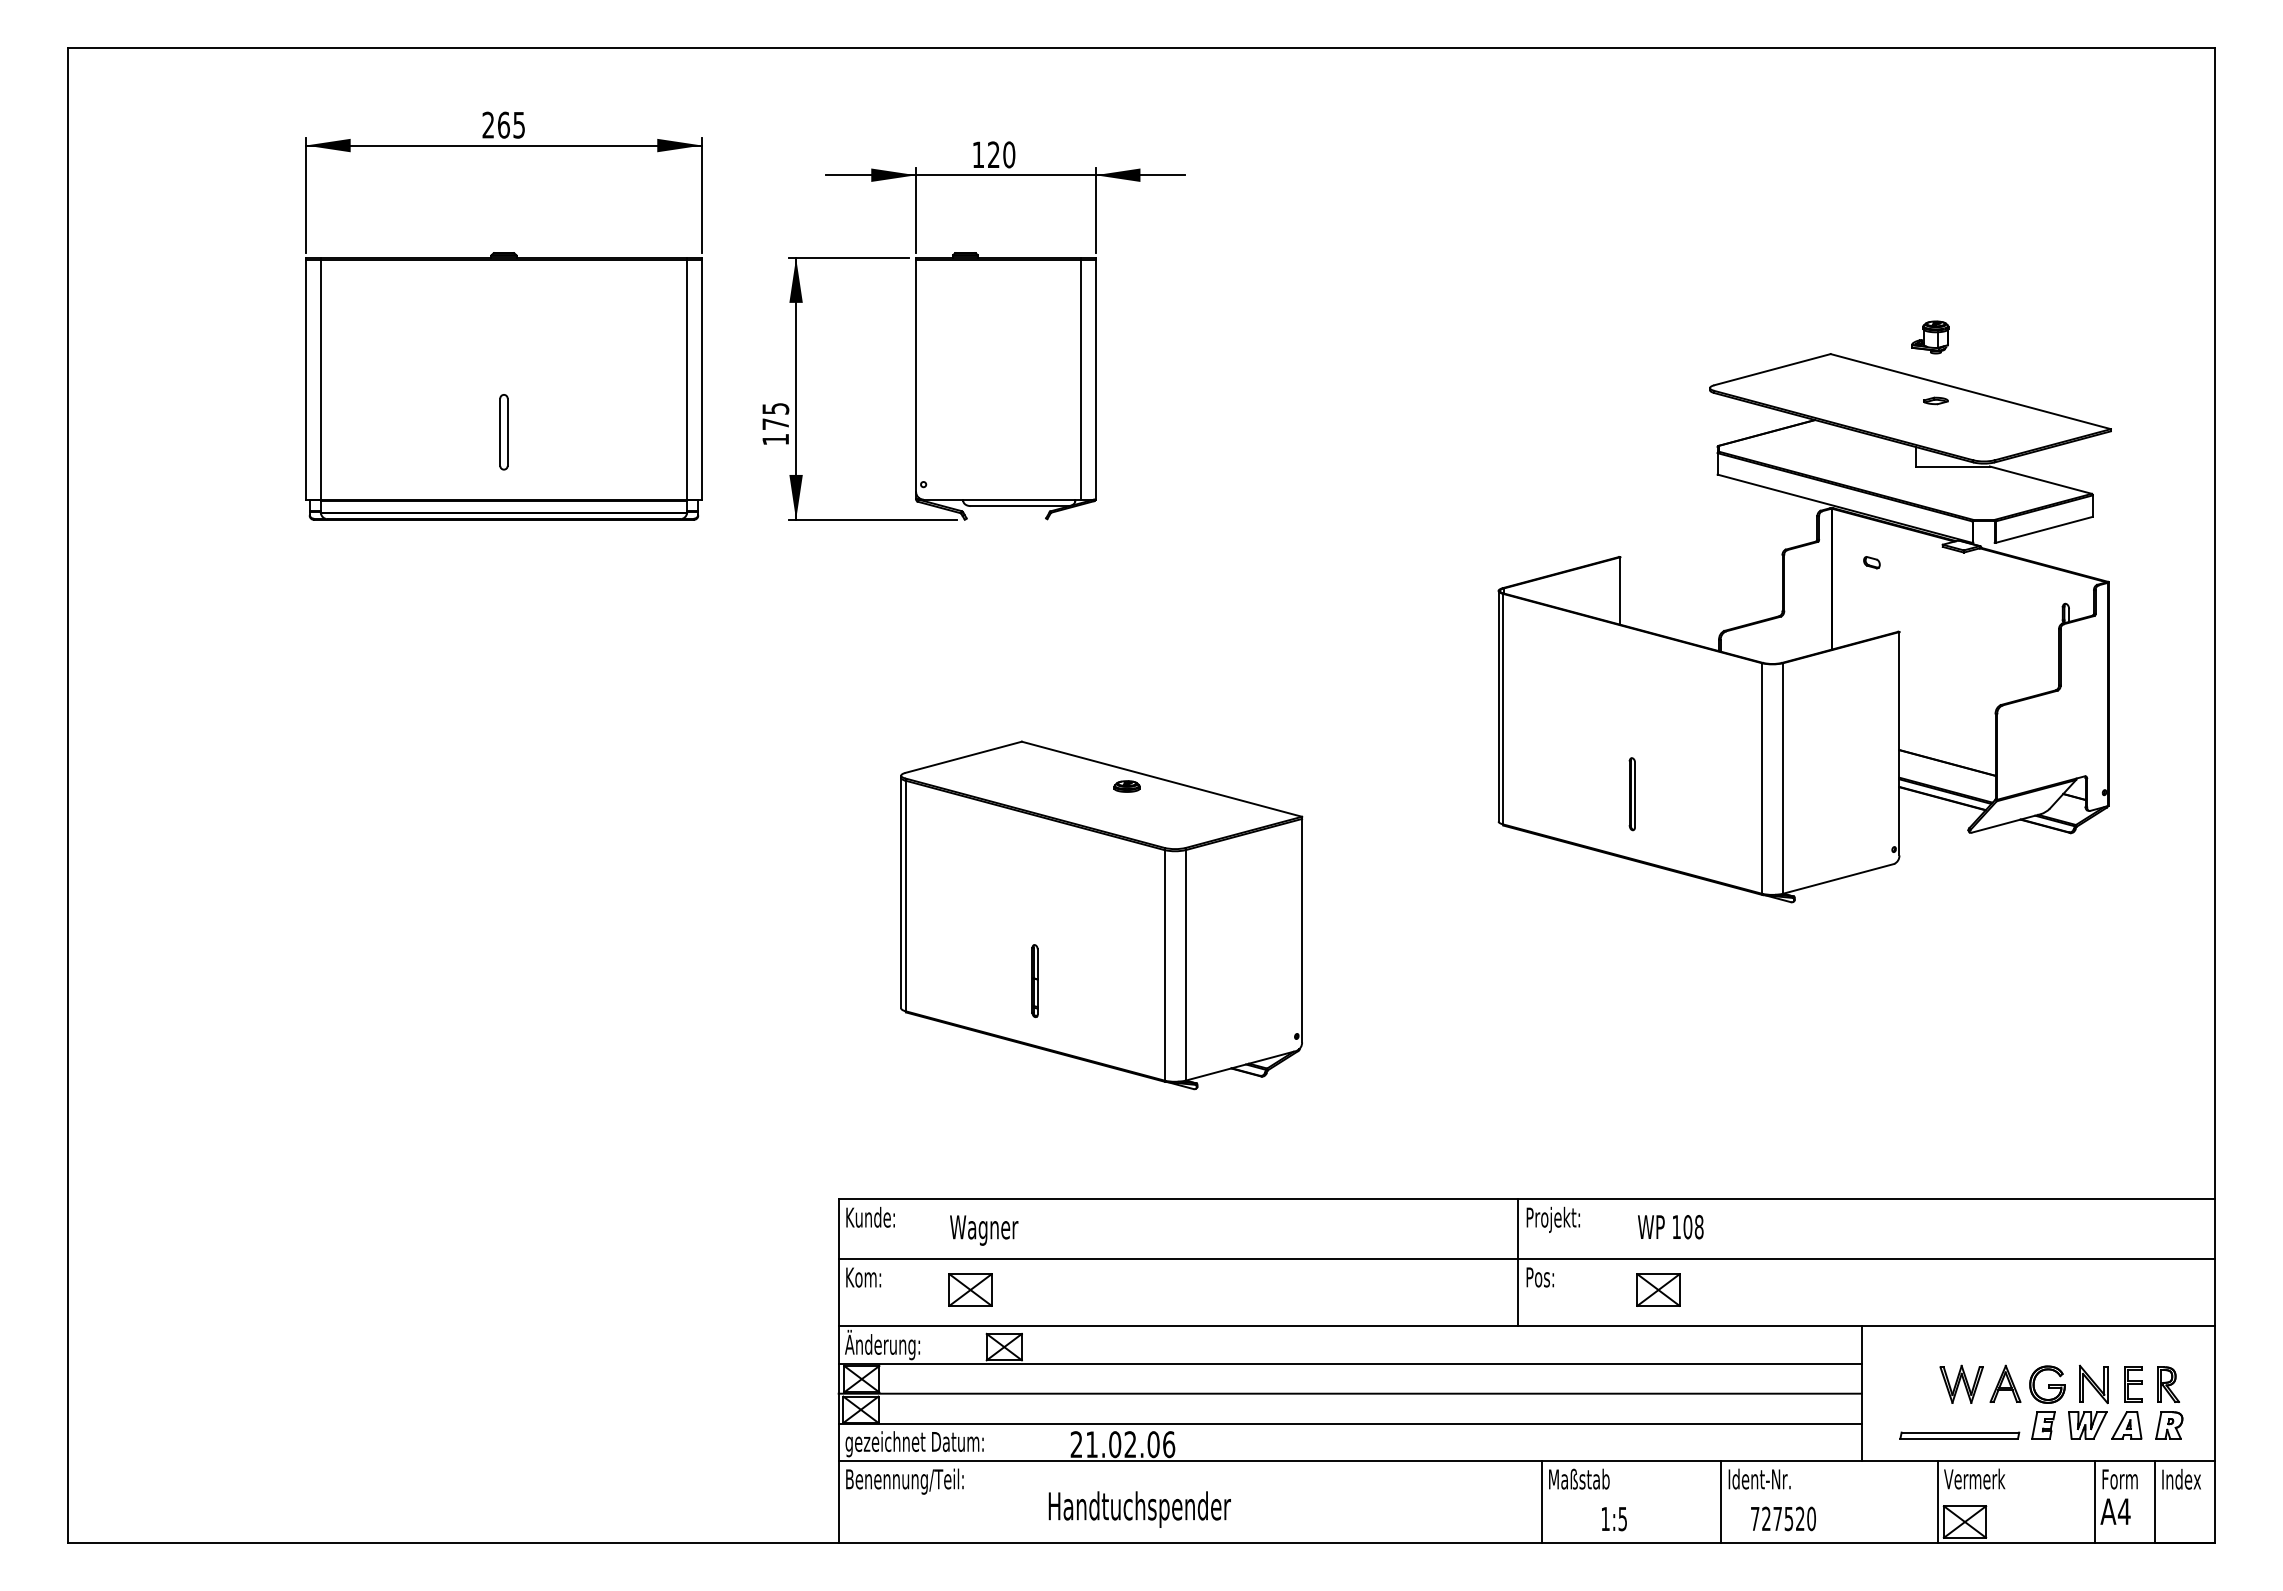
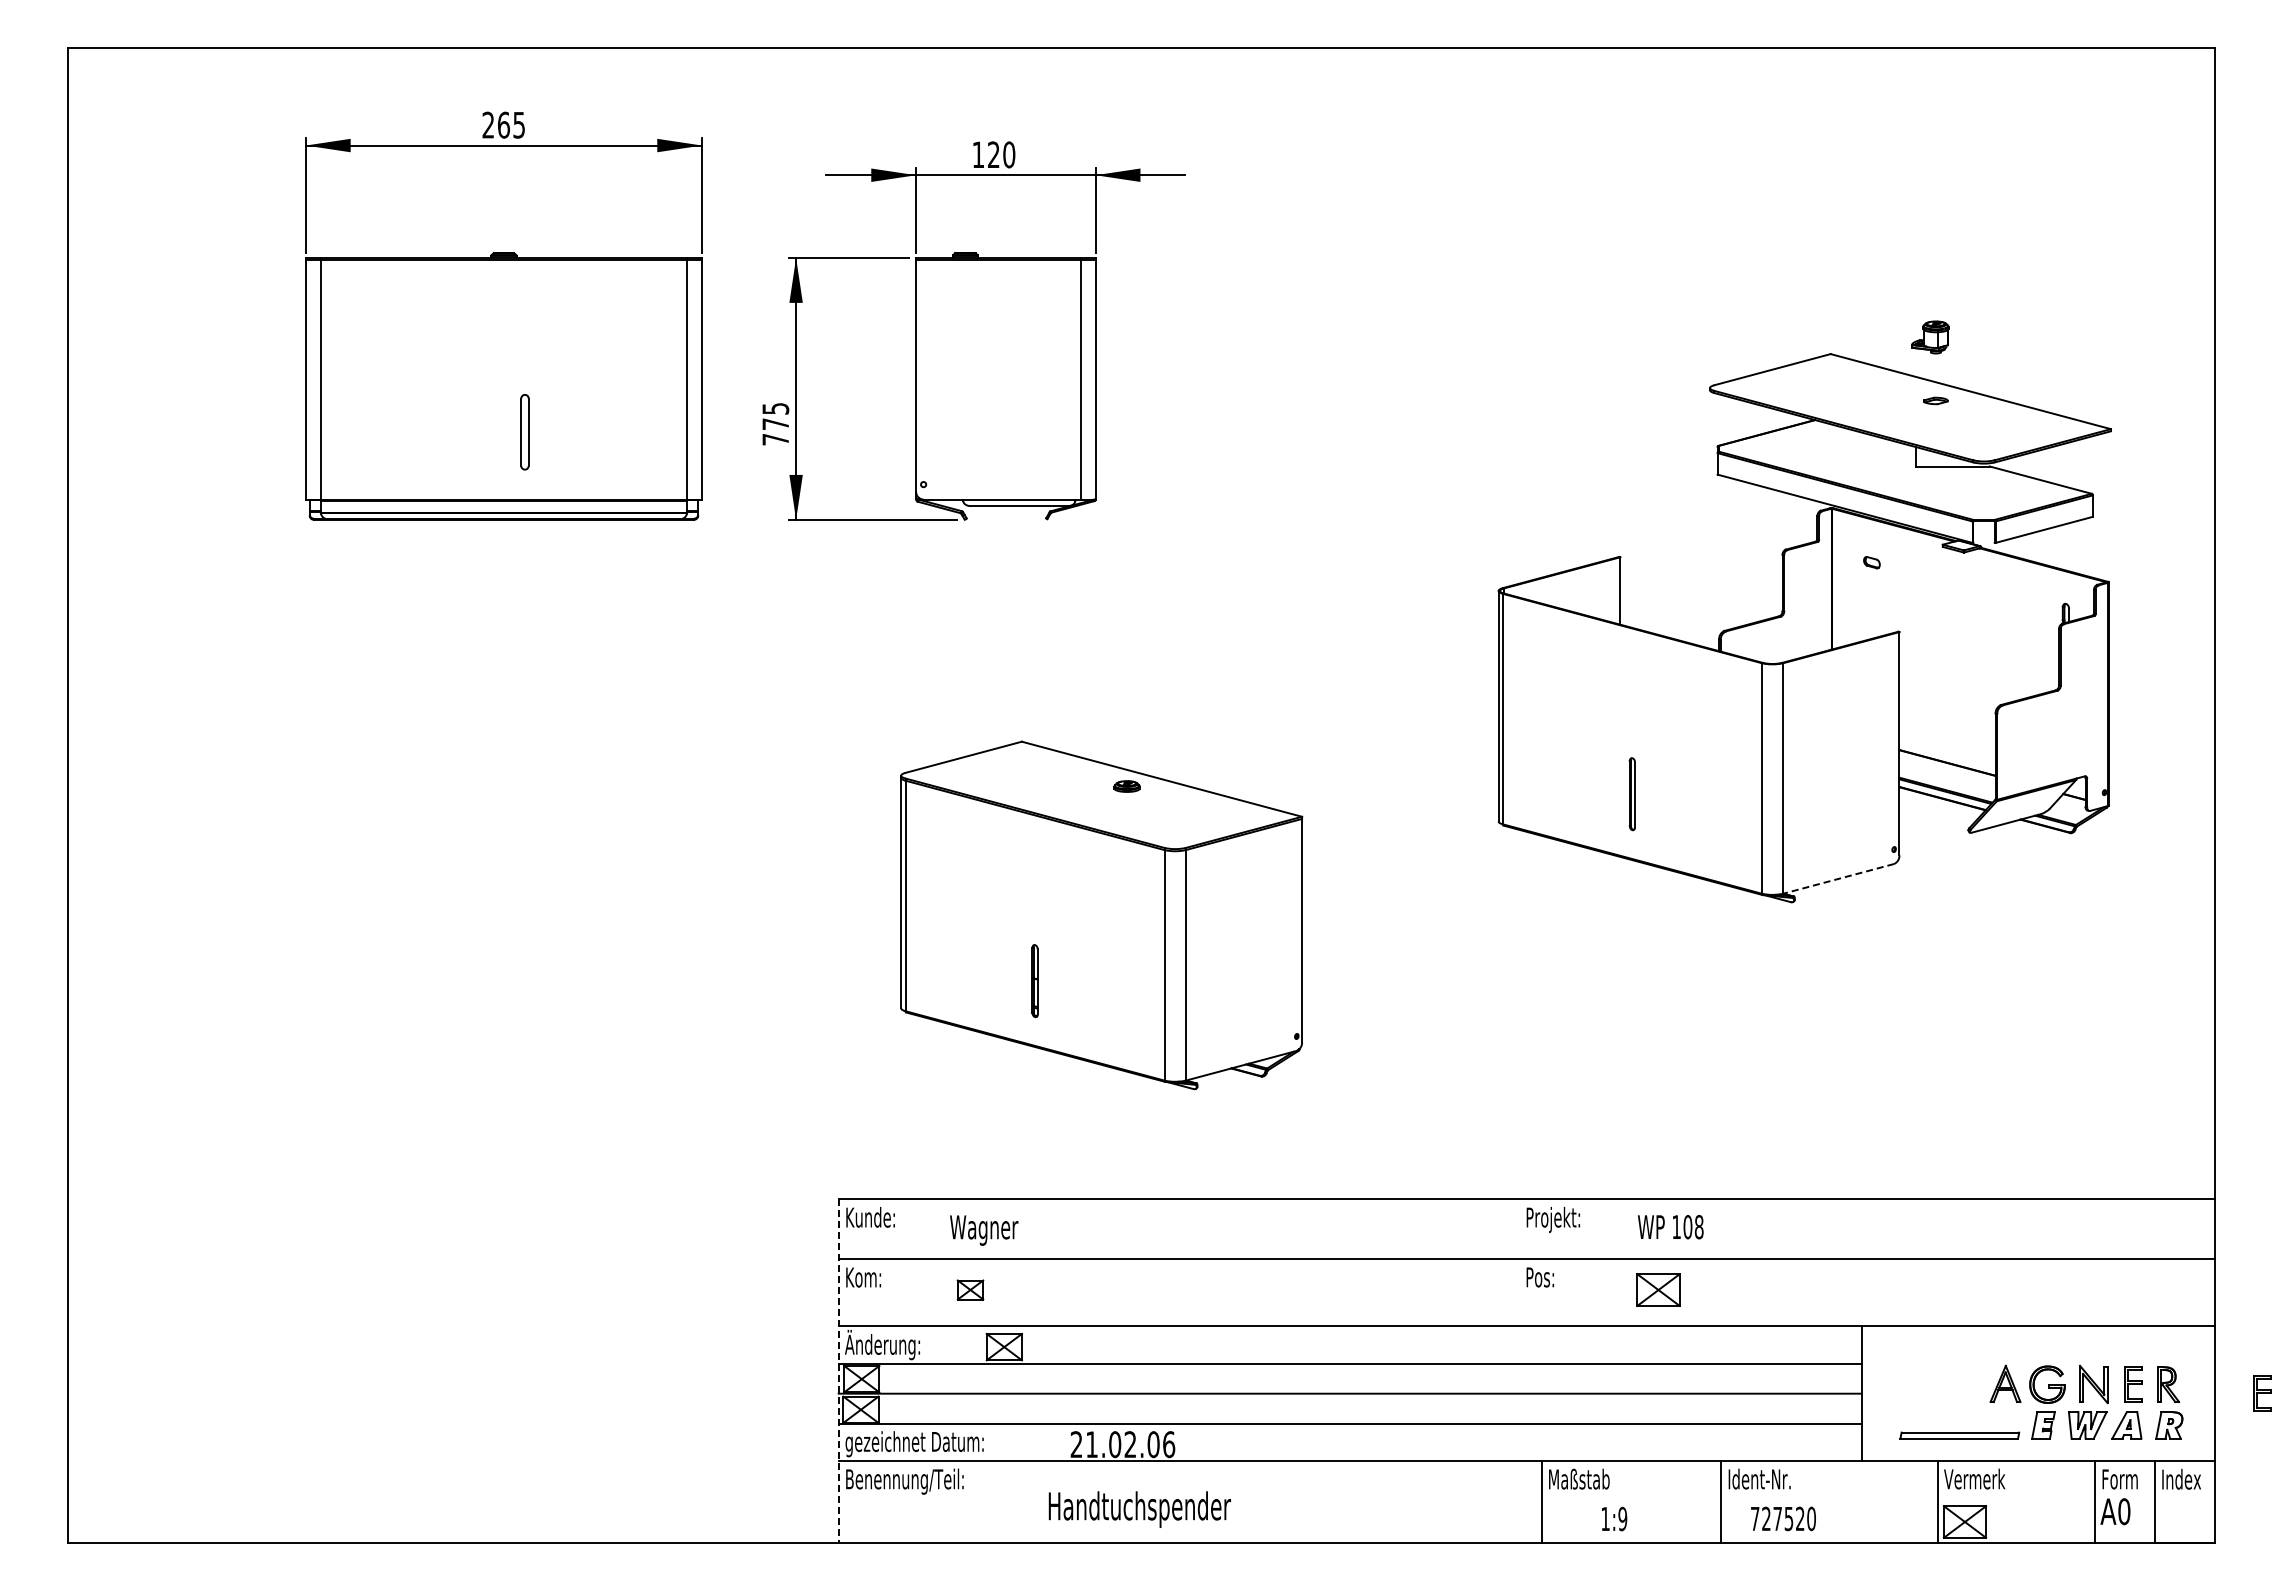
part position: (503, 432) -> (524, 432) (524, 432)
text: 175 -> 775 (775, 439)
line: solid -> dashed (1838, 879)
line: present -> none (1517, 1262)
part size: 45x34 px -> 29x22 px (970, 1289)
line: solid -> dashed (838, 1371)
part: present -> none (1961, 1383)
part: none -> present (2262, 1393)
text: A4 -> A0 (2123, 1511)
text: 1:5 -> 1:9 (1622, 1518)
